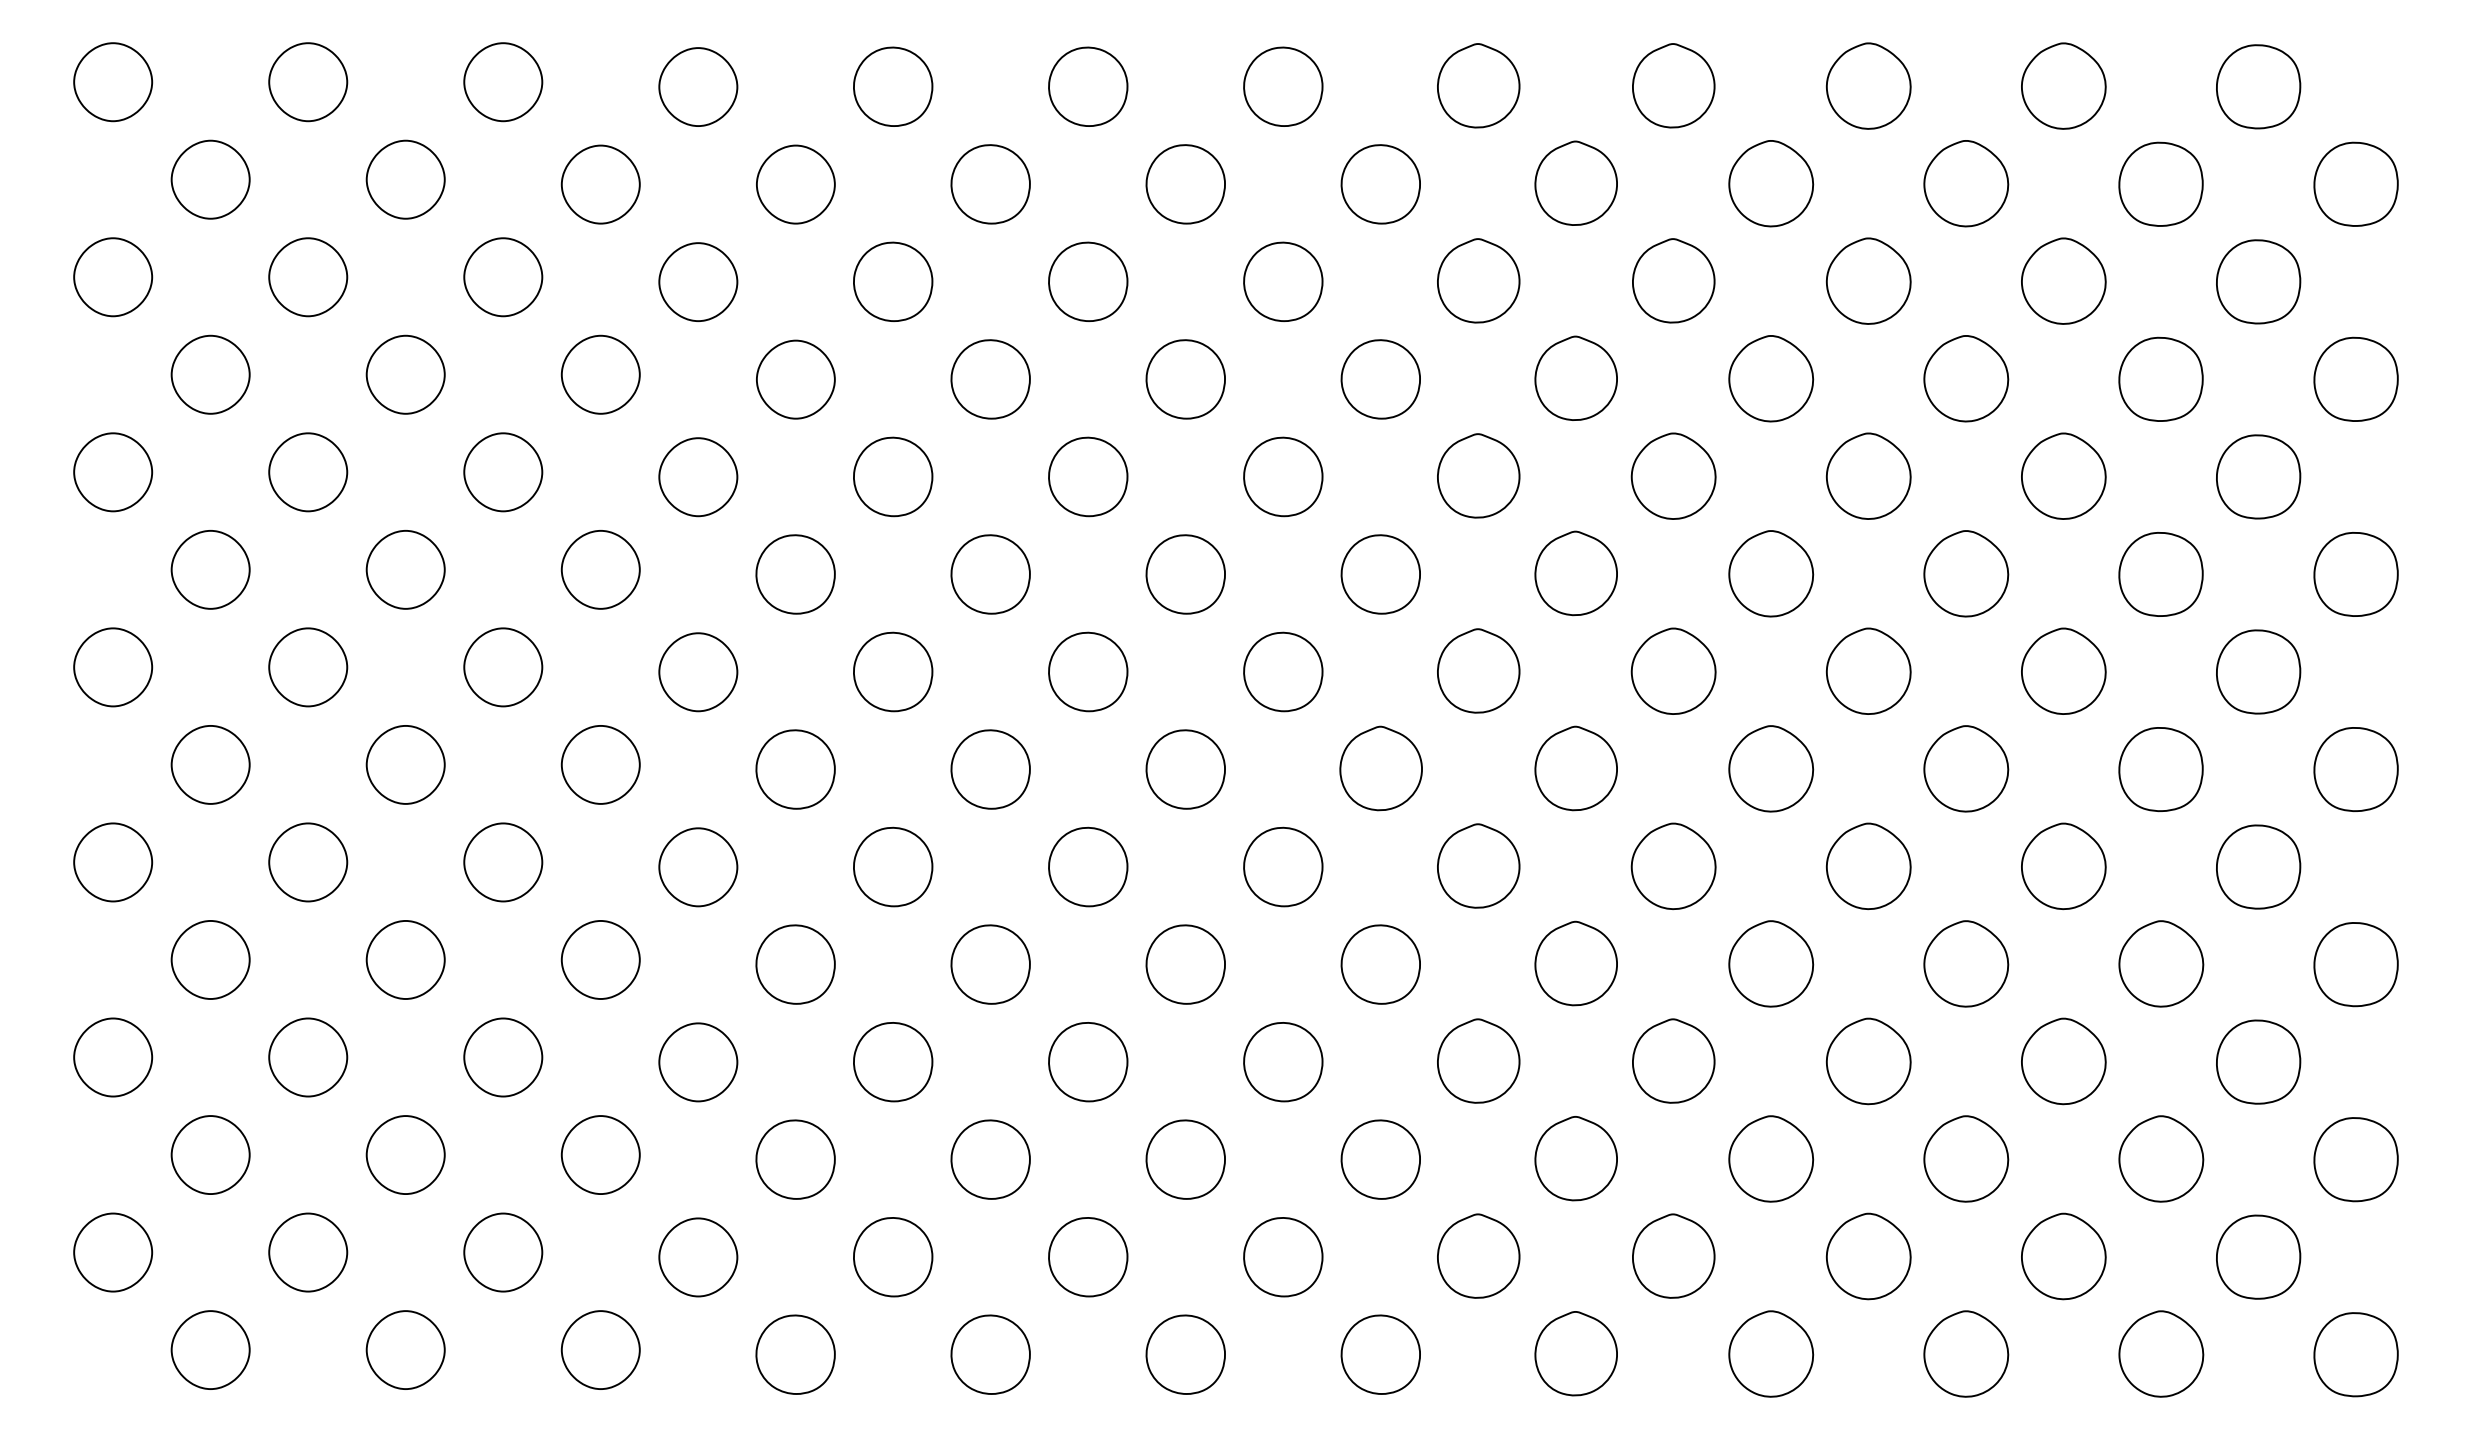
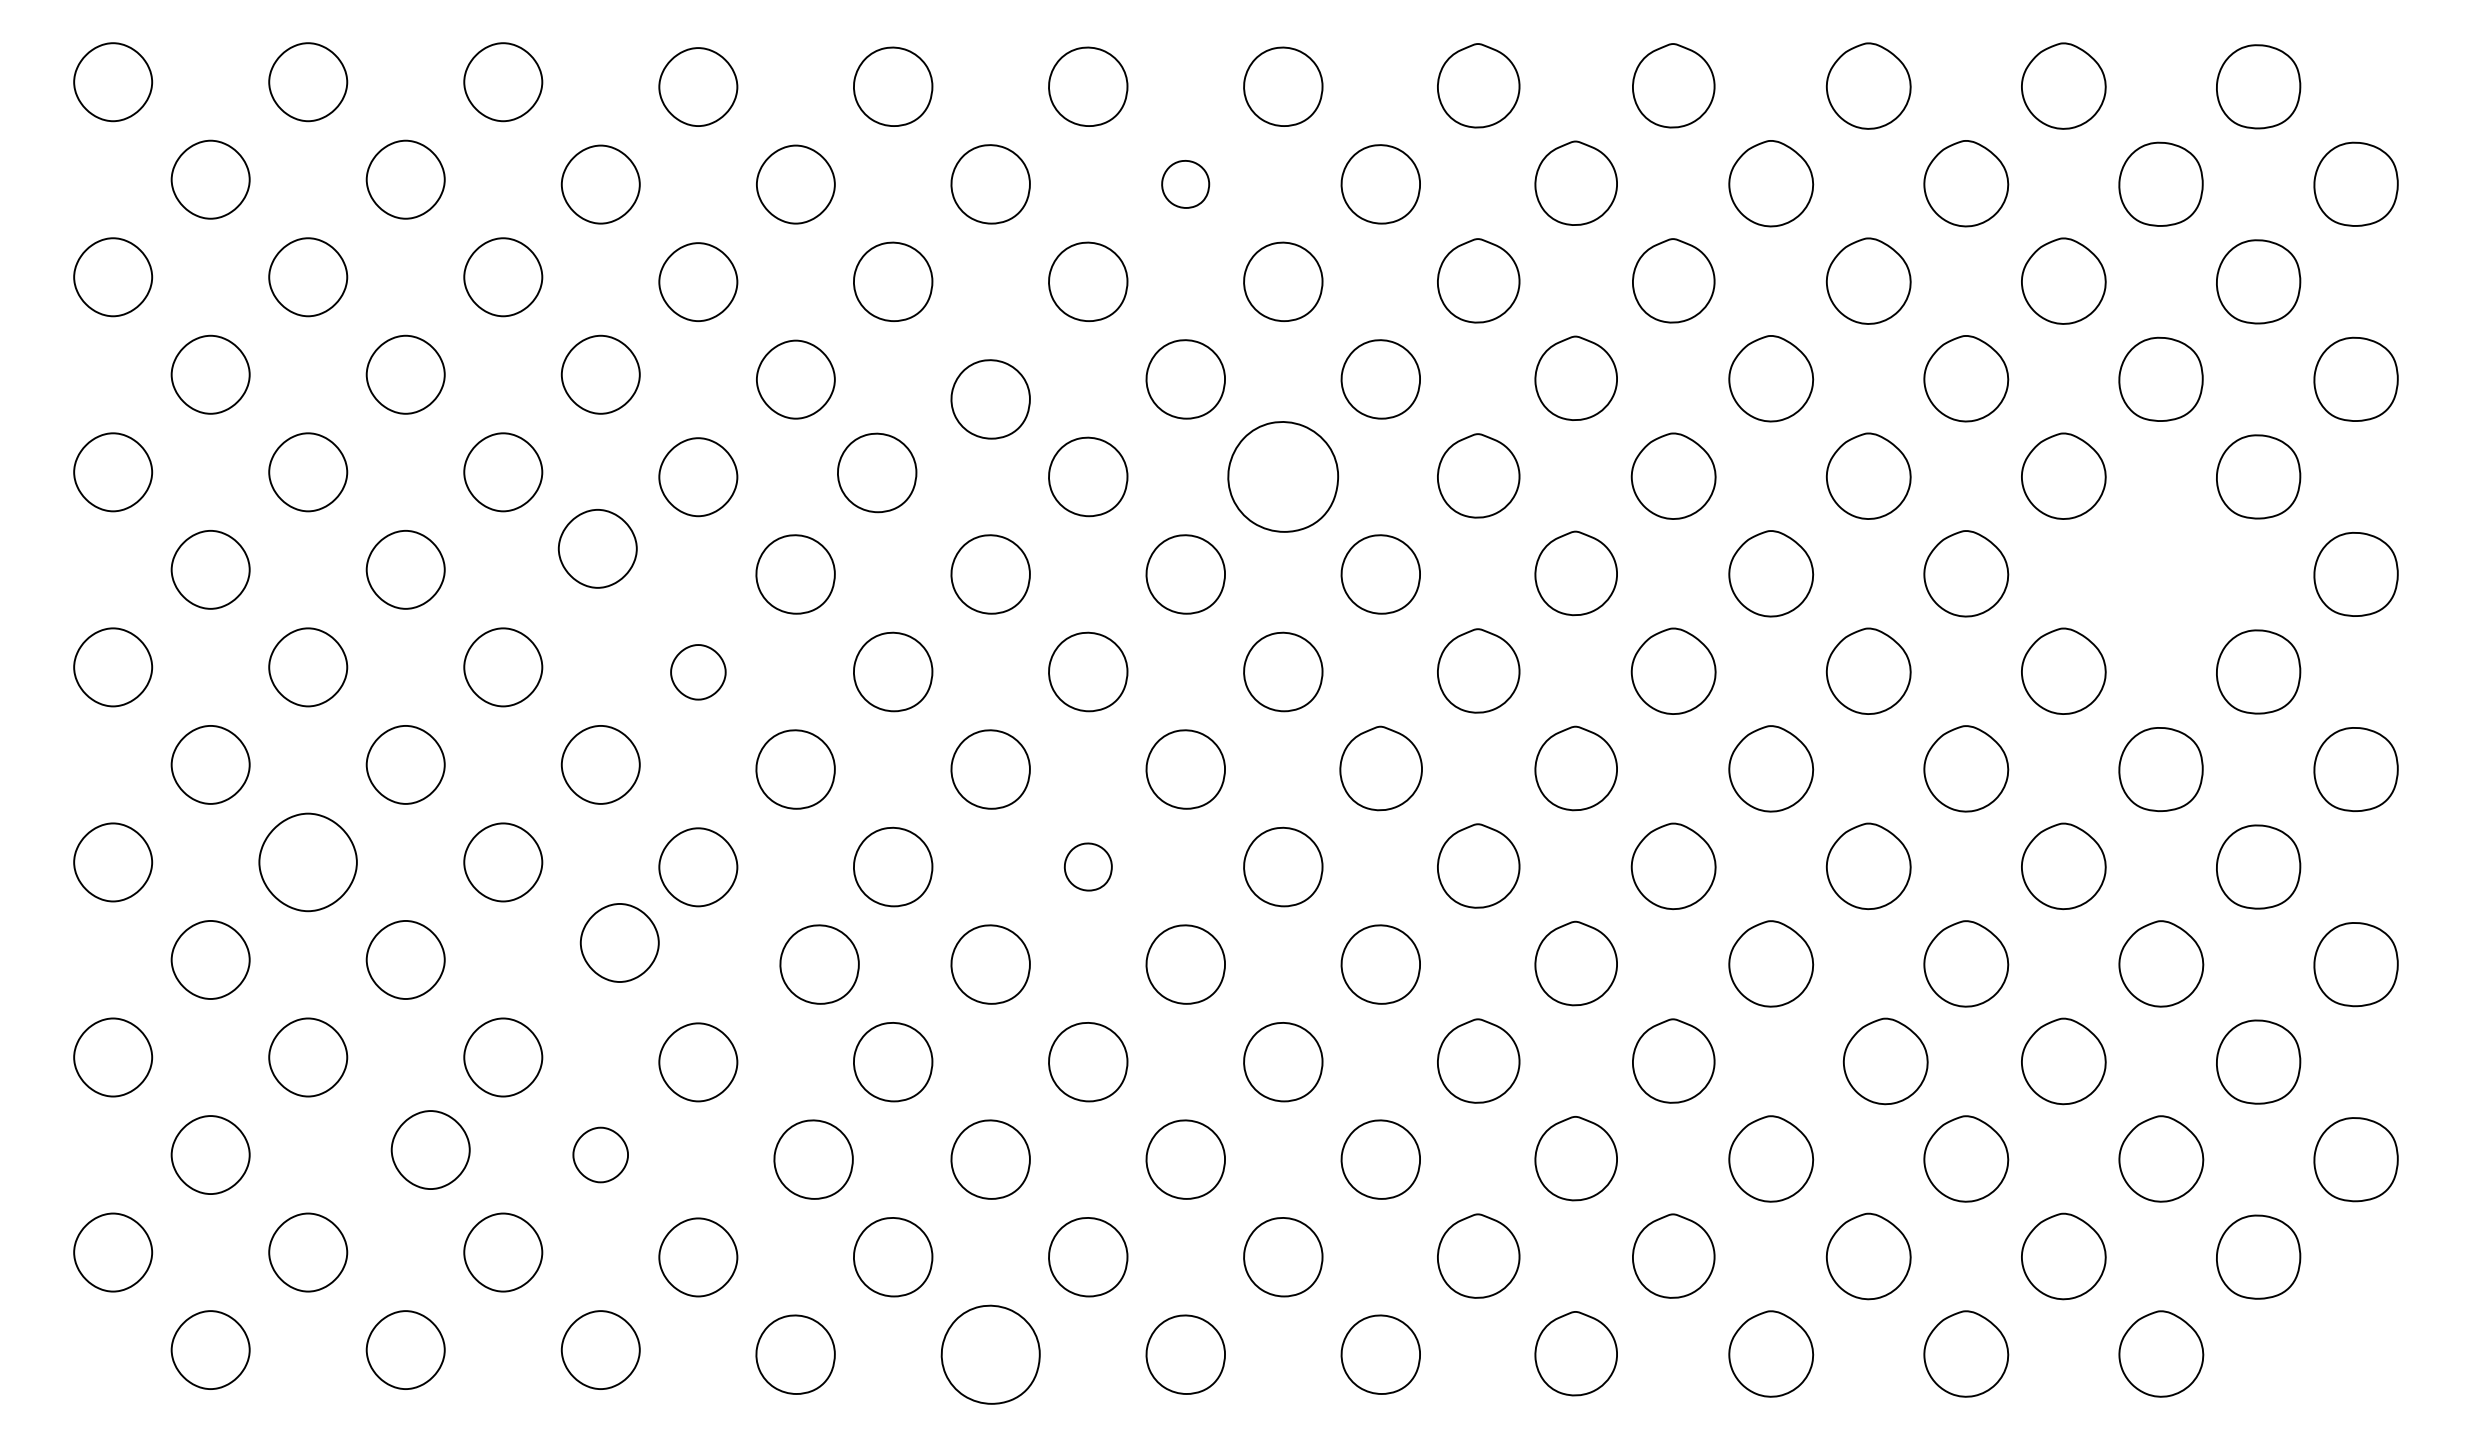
part size: 81x81 px -> 50x49 px (1185, 184)
part position: (990, 379) -> (990, 399) (990, 399)
part position: (893, 476) -> (877, 472) (877, 472)
part size: 81x82 px -> 113x112 px (1283, 476)
part position: (600, 569) -> (597, 548) (597, 548)
part: present -> none (2160, 574)
part size: 81x81 px -> 57x57 px (698, 672)
part size: 81x81 px -> 100x101 px (307, 862)
part size: 81x82 px -> 50x50 px (1087, 866)
part position: (600, 959) -> (619, 942) (619, 942)
part position: (795, 964) -> (819, 964) (819, 964)
part position: (1868, 1061) -> (1885, 1061) (1885, 1061)
part position: (405, 1154) -> (430, 1149) (430, 1149)
part size: 81x80 px -> 57x58 px (600, 1154)
part position: (795, 1159) -> (813, 1159) (813, 1159)
part size: 81x81 px -> 101x101 px (990, 1354)
part: present -> none (2355, 1354)
